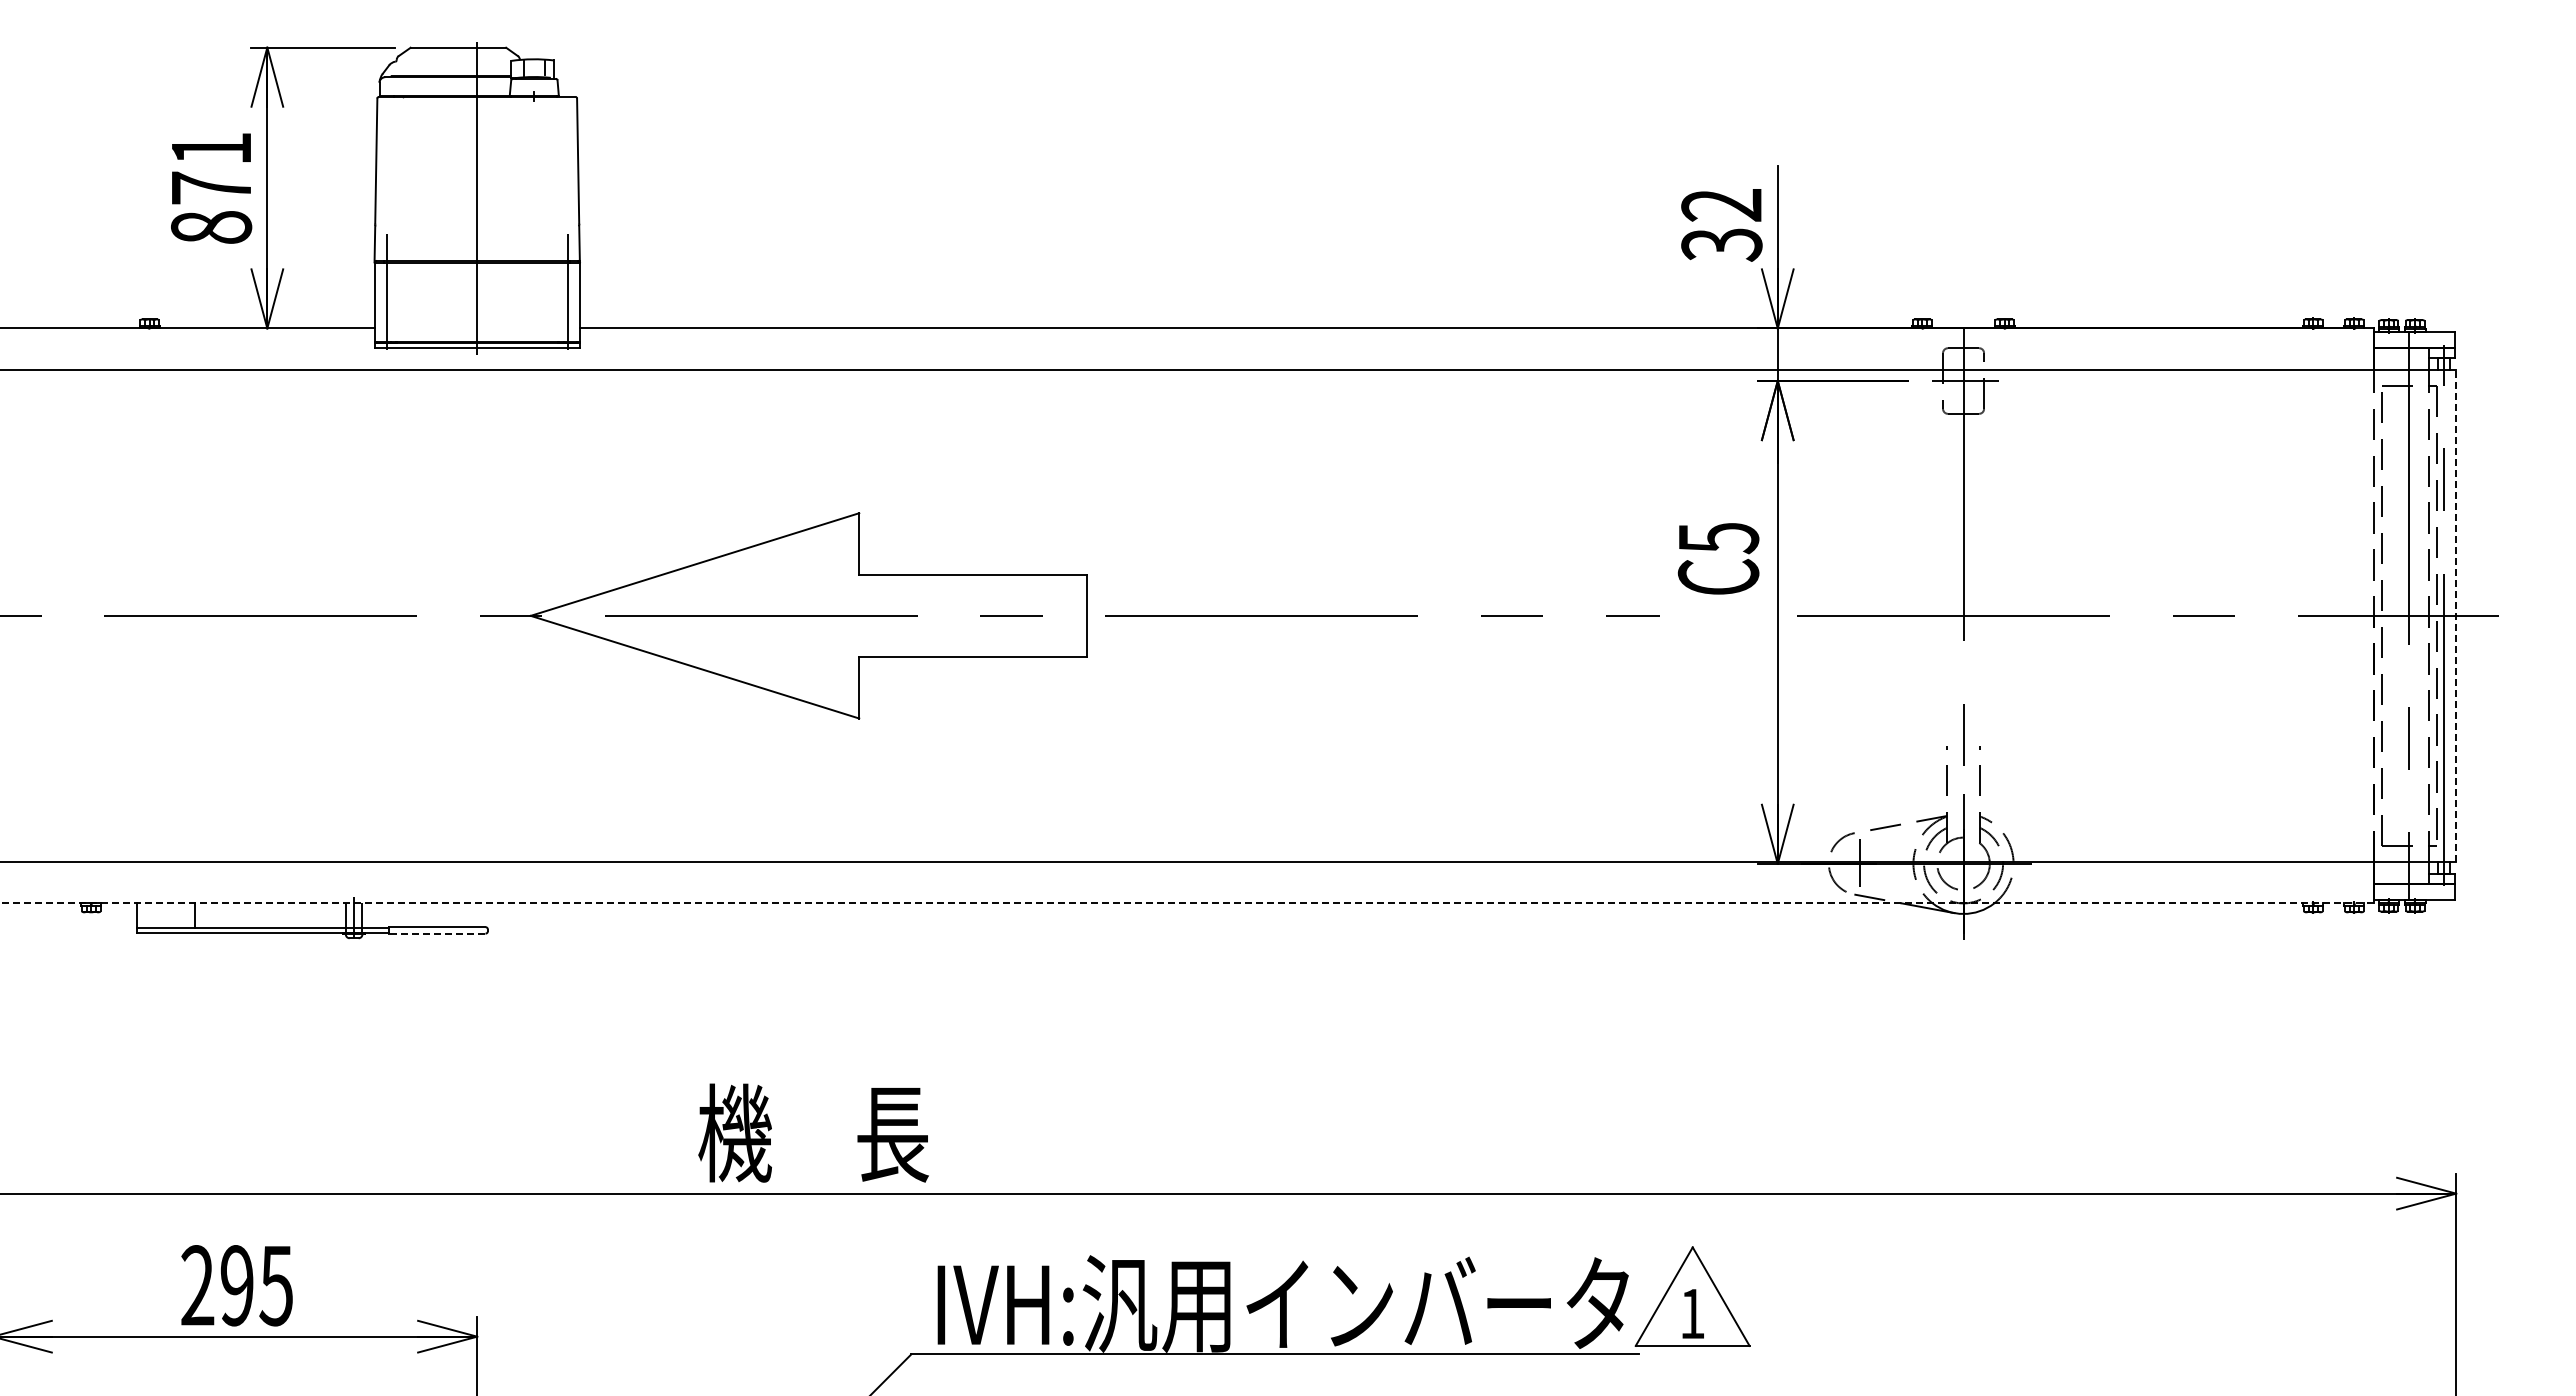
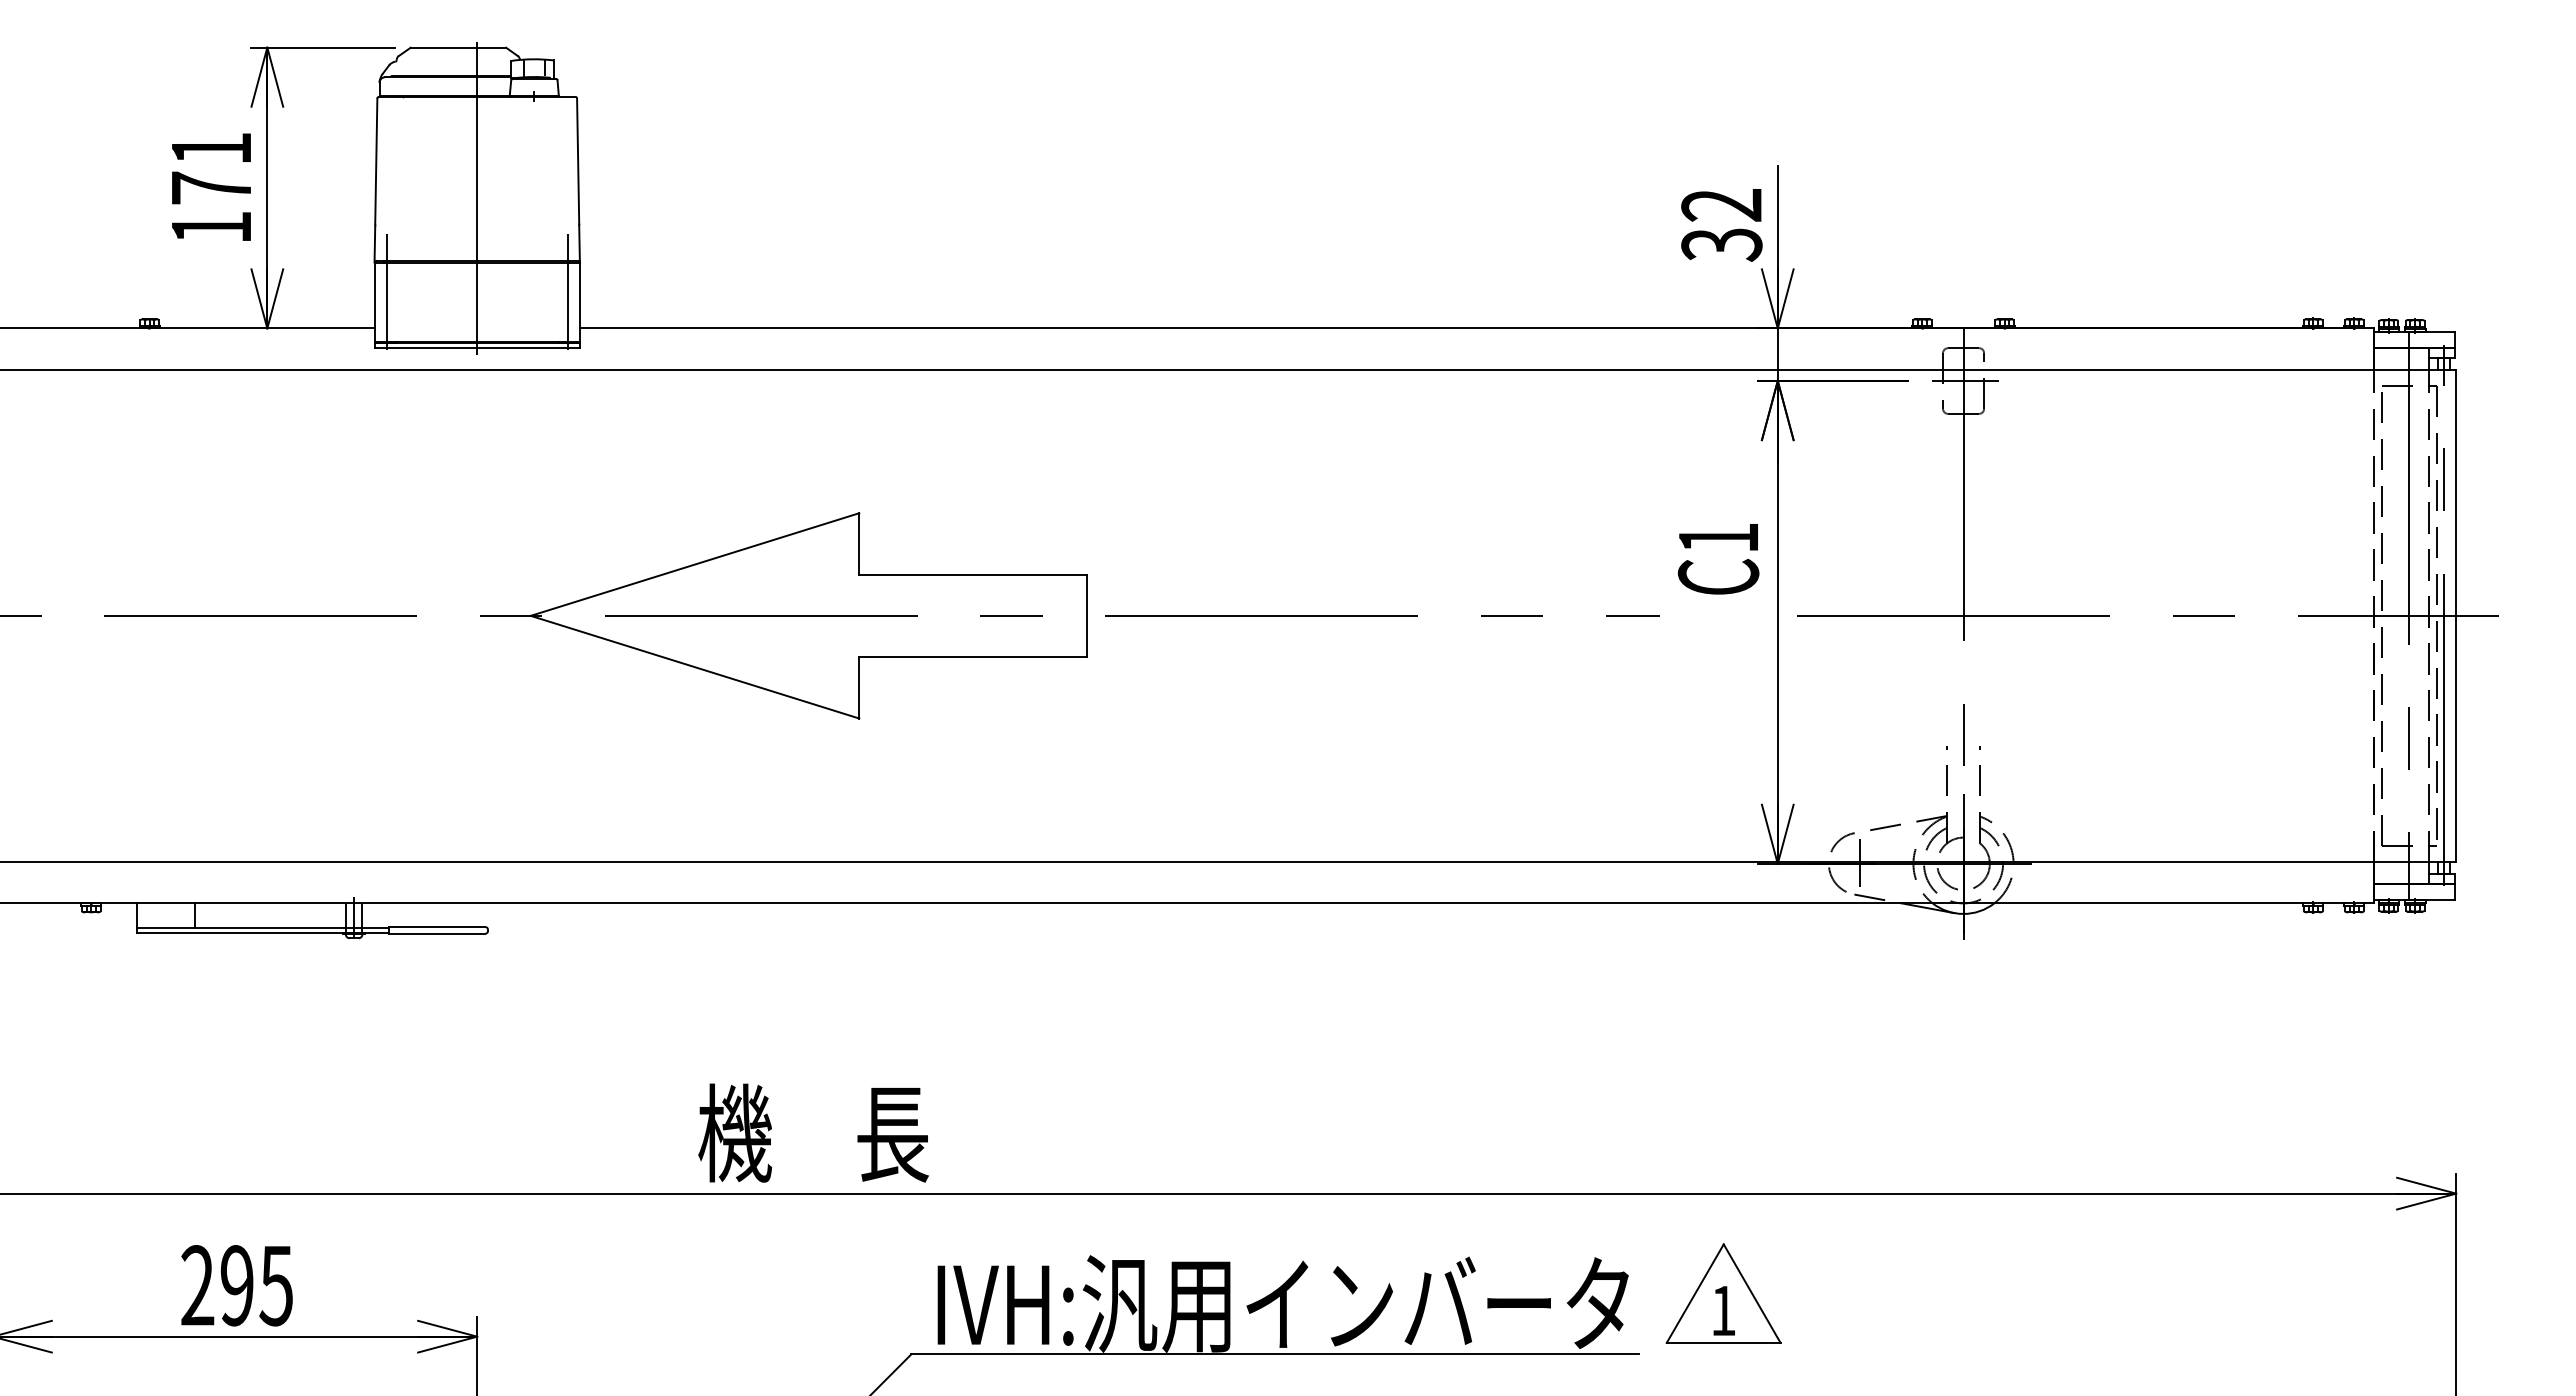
text: 871 -> 171 (211, 227)
text: C5 -> C1 (1719, 538)
line: dashed -> solid (2456, 615)
line: dashed -> solid (1187, 903)
line: dashed -> solid (436, 933)
part position: (1692, 1296) -> (1723, 1293) (1723, 1293)
